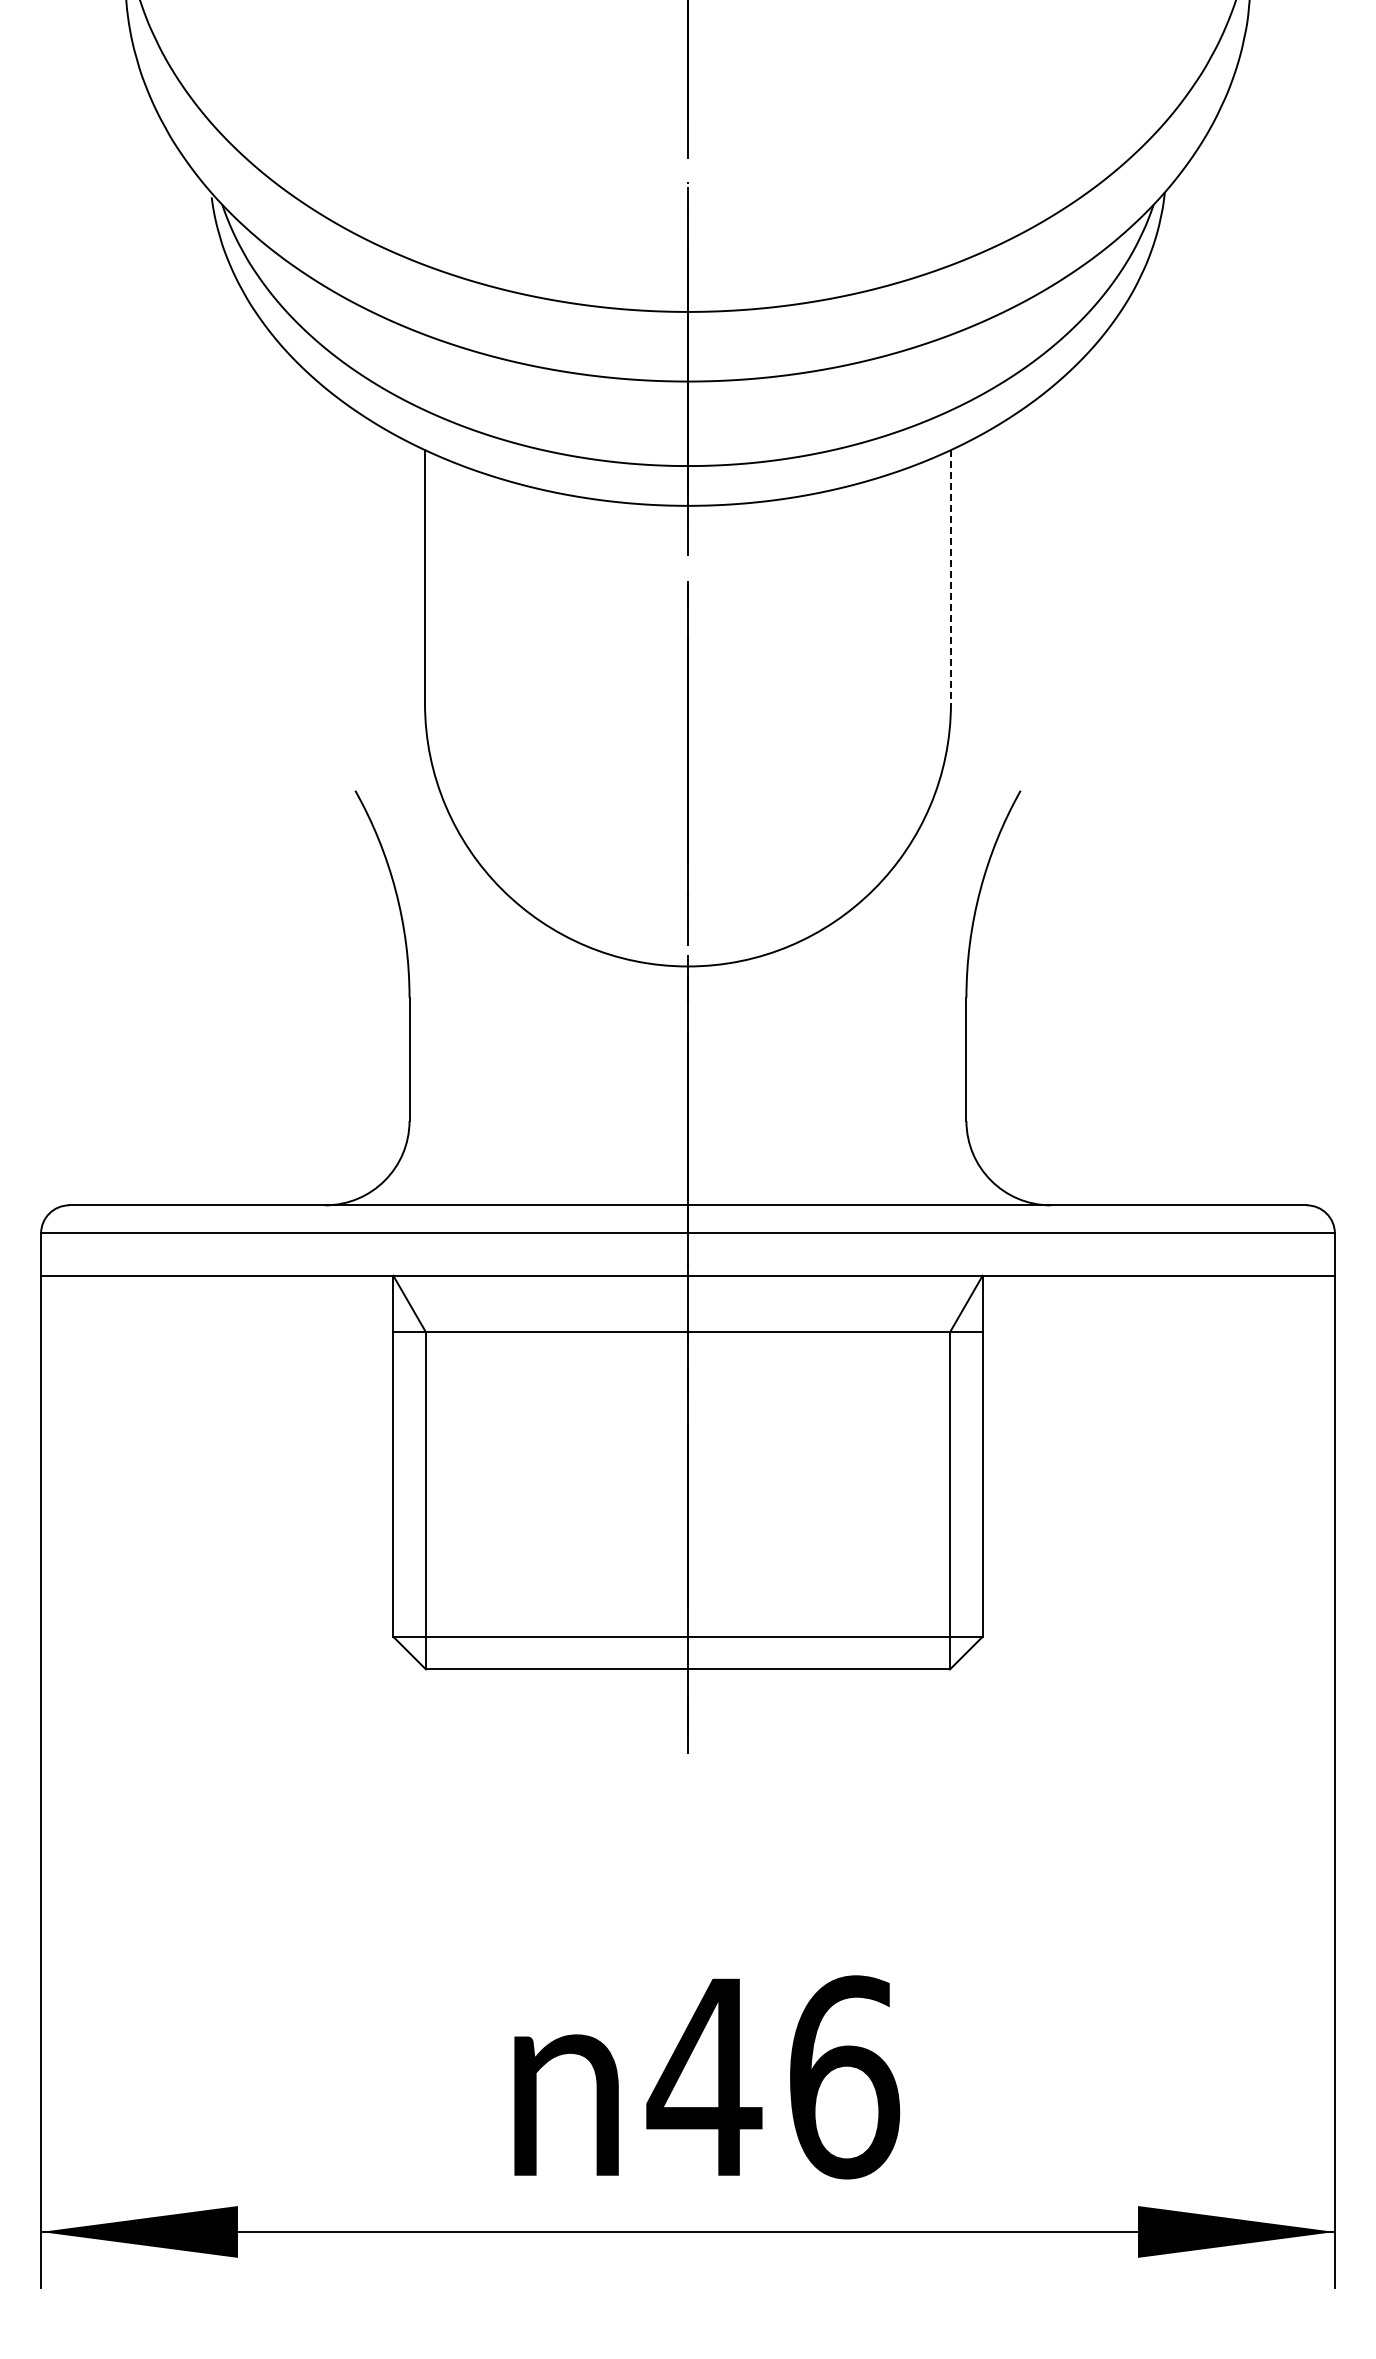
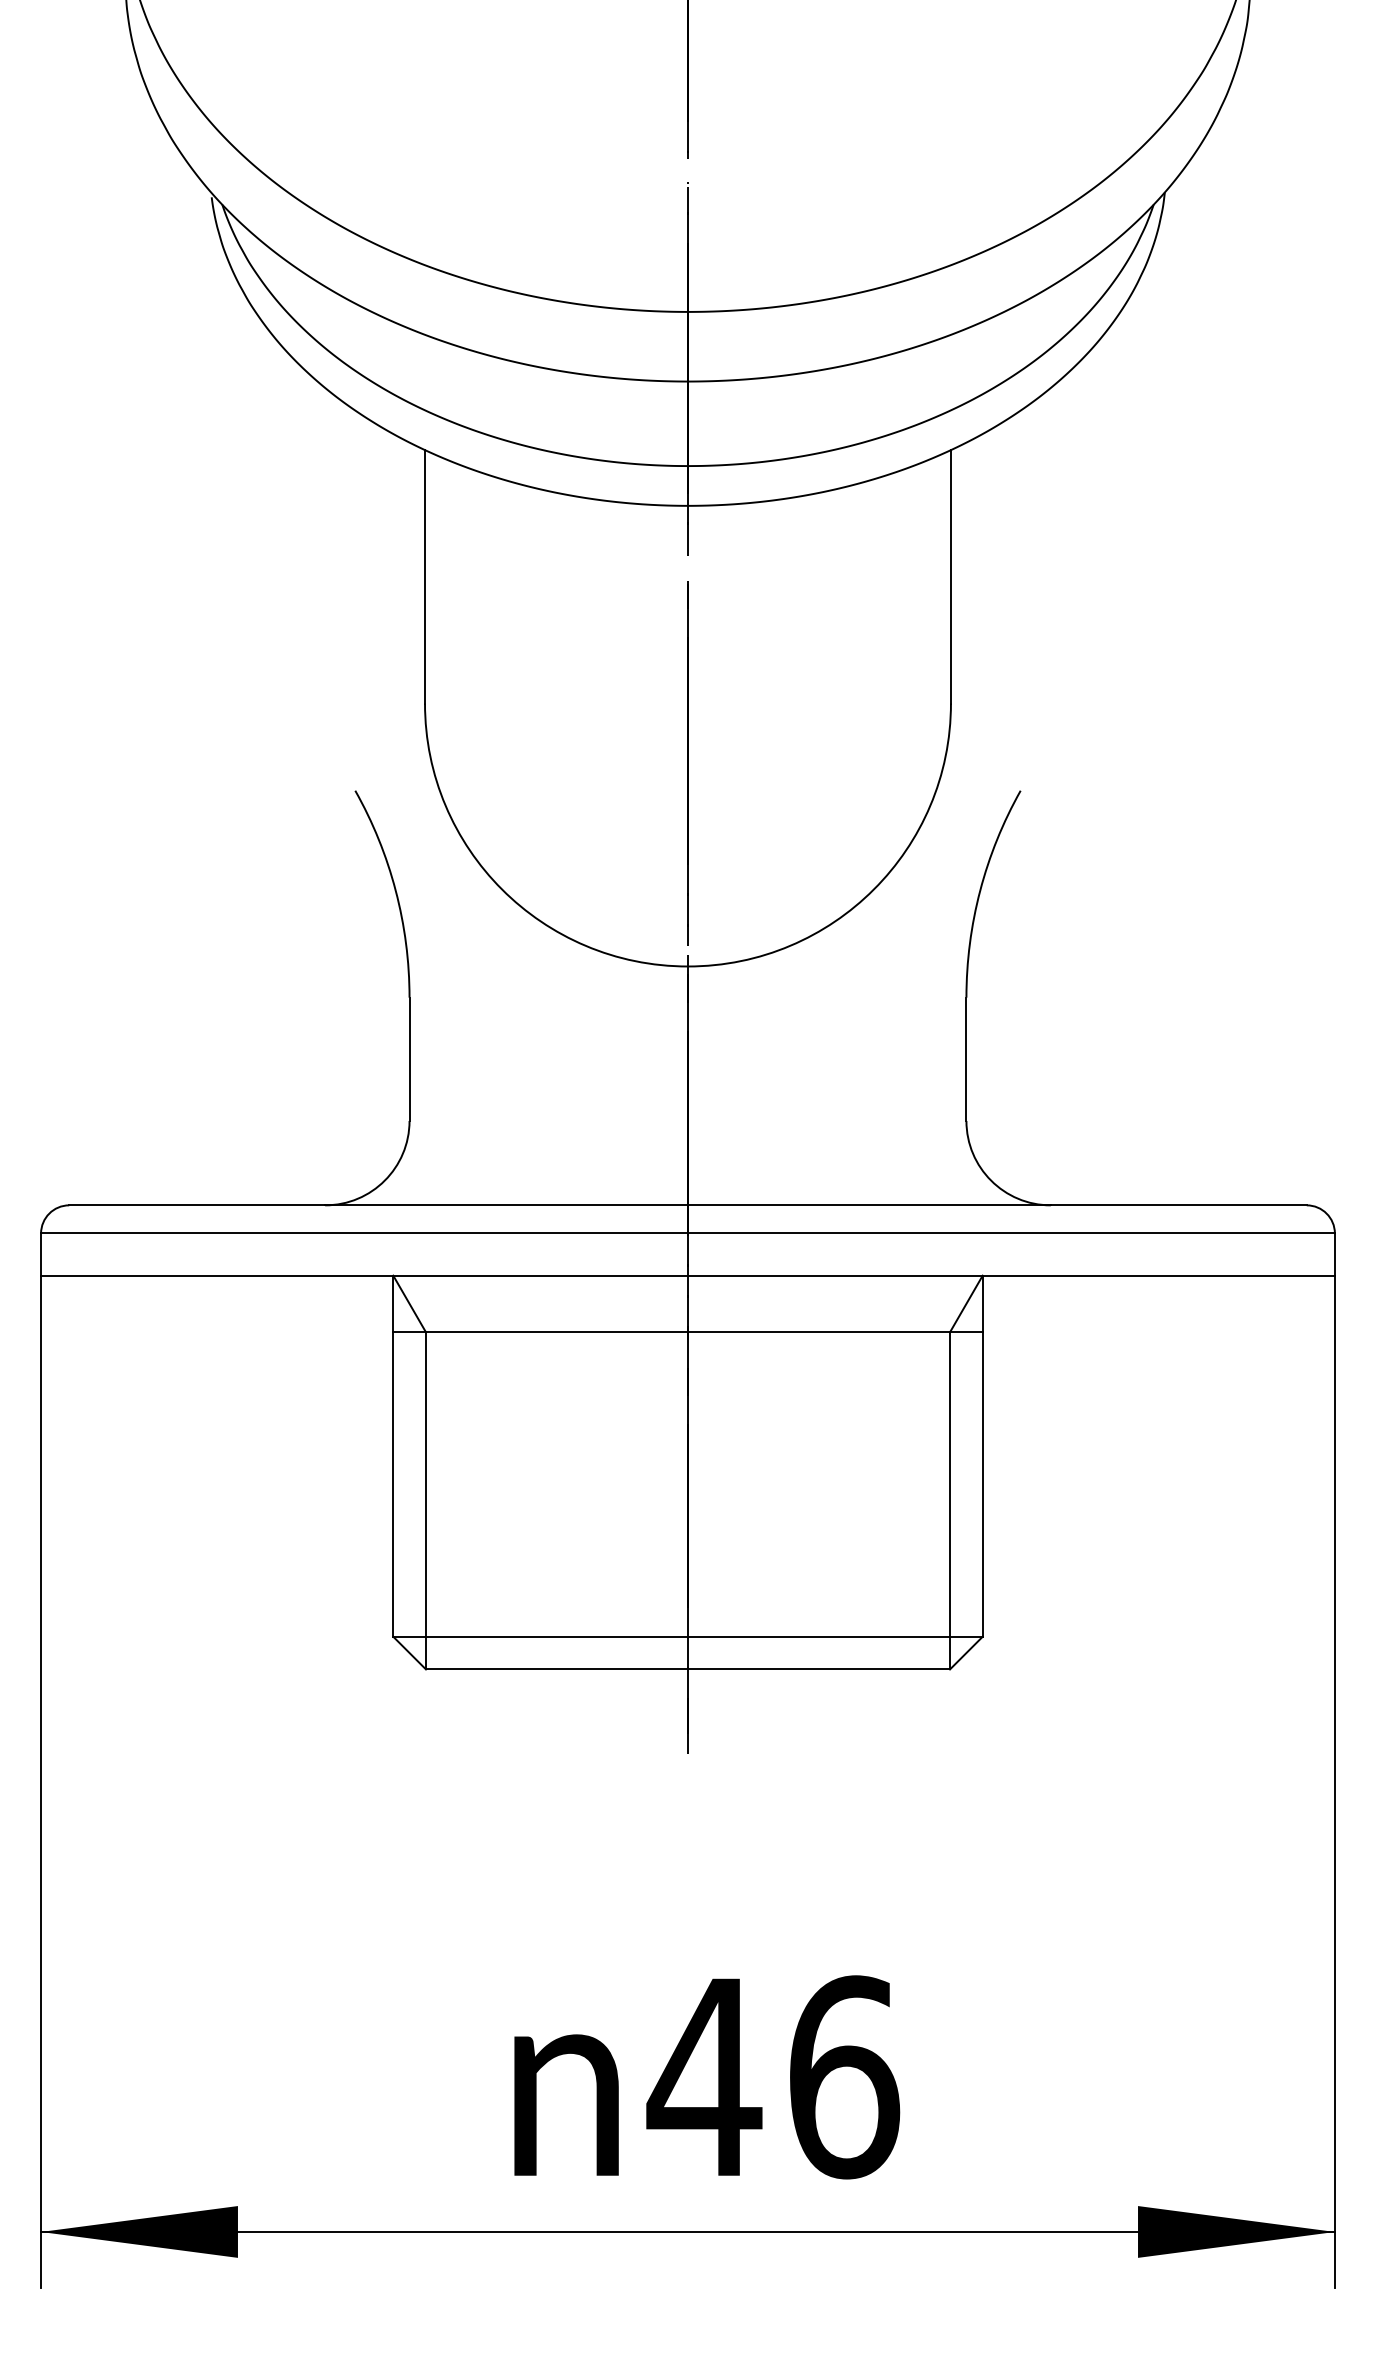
line: dashed -> solid (950, 576)
